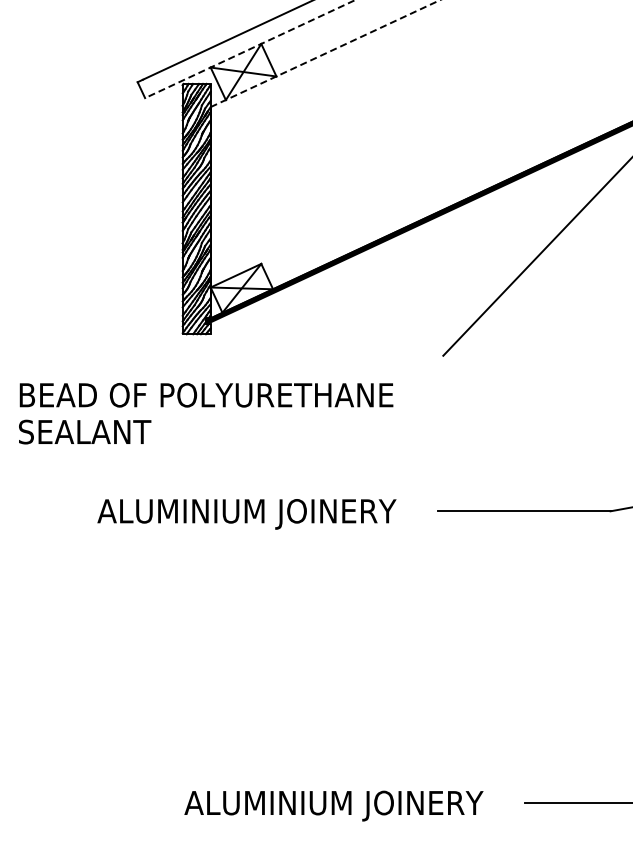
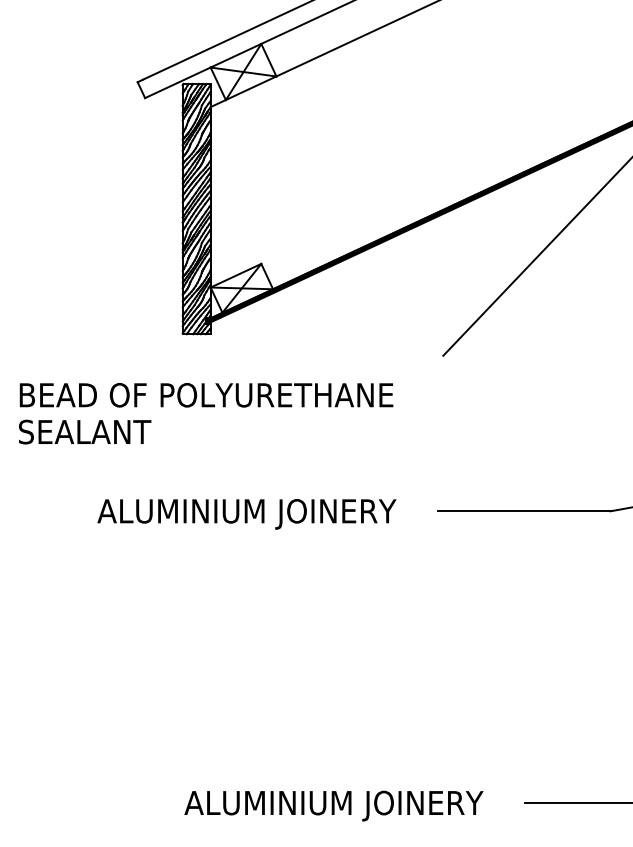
line: dashed -> solid (250, 49)
line: dashed -> solid (325, 53)
